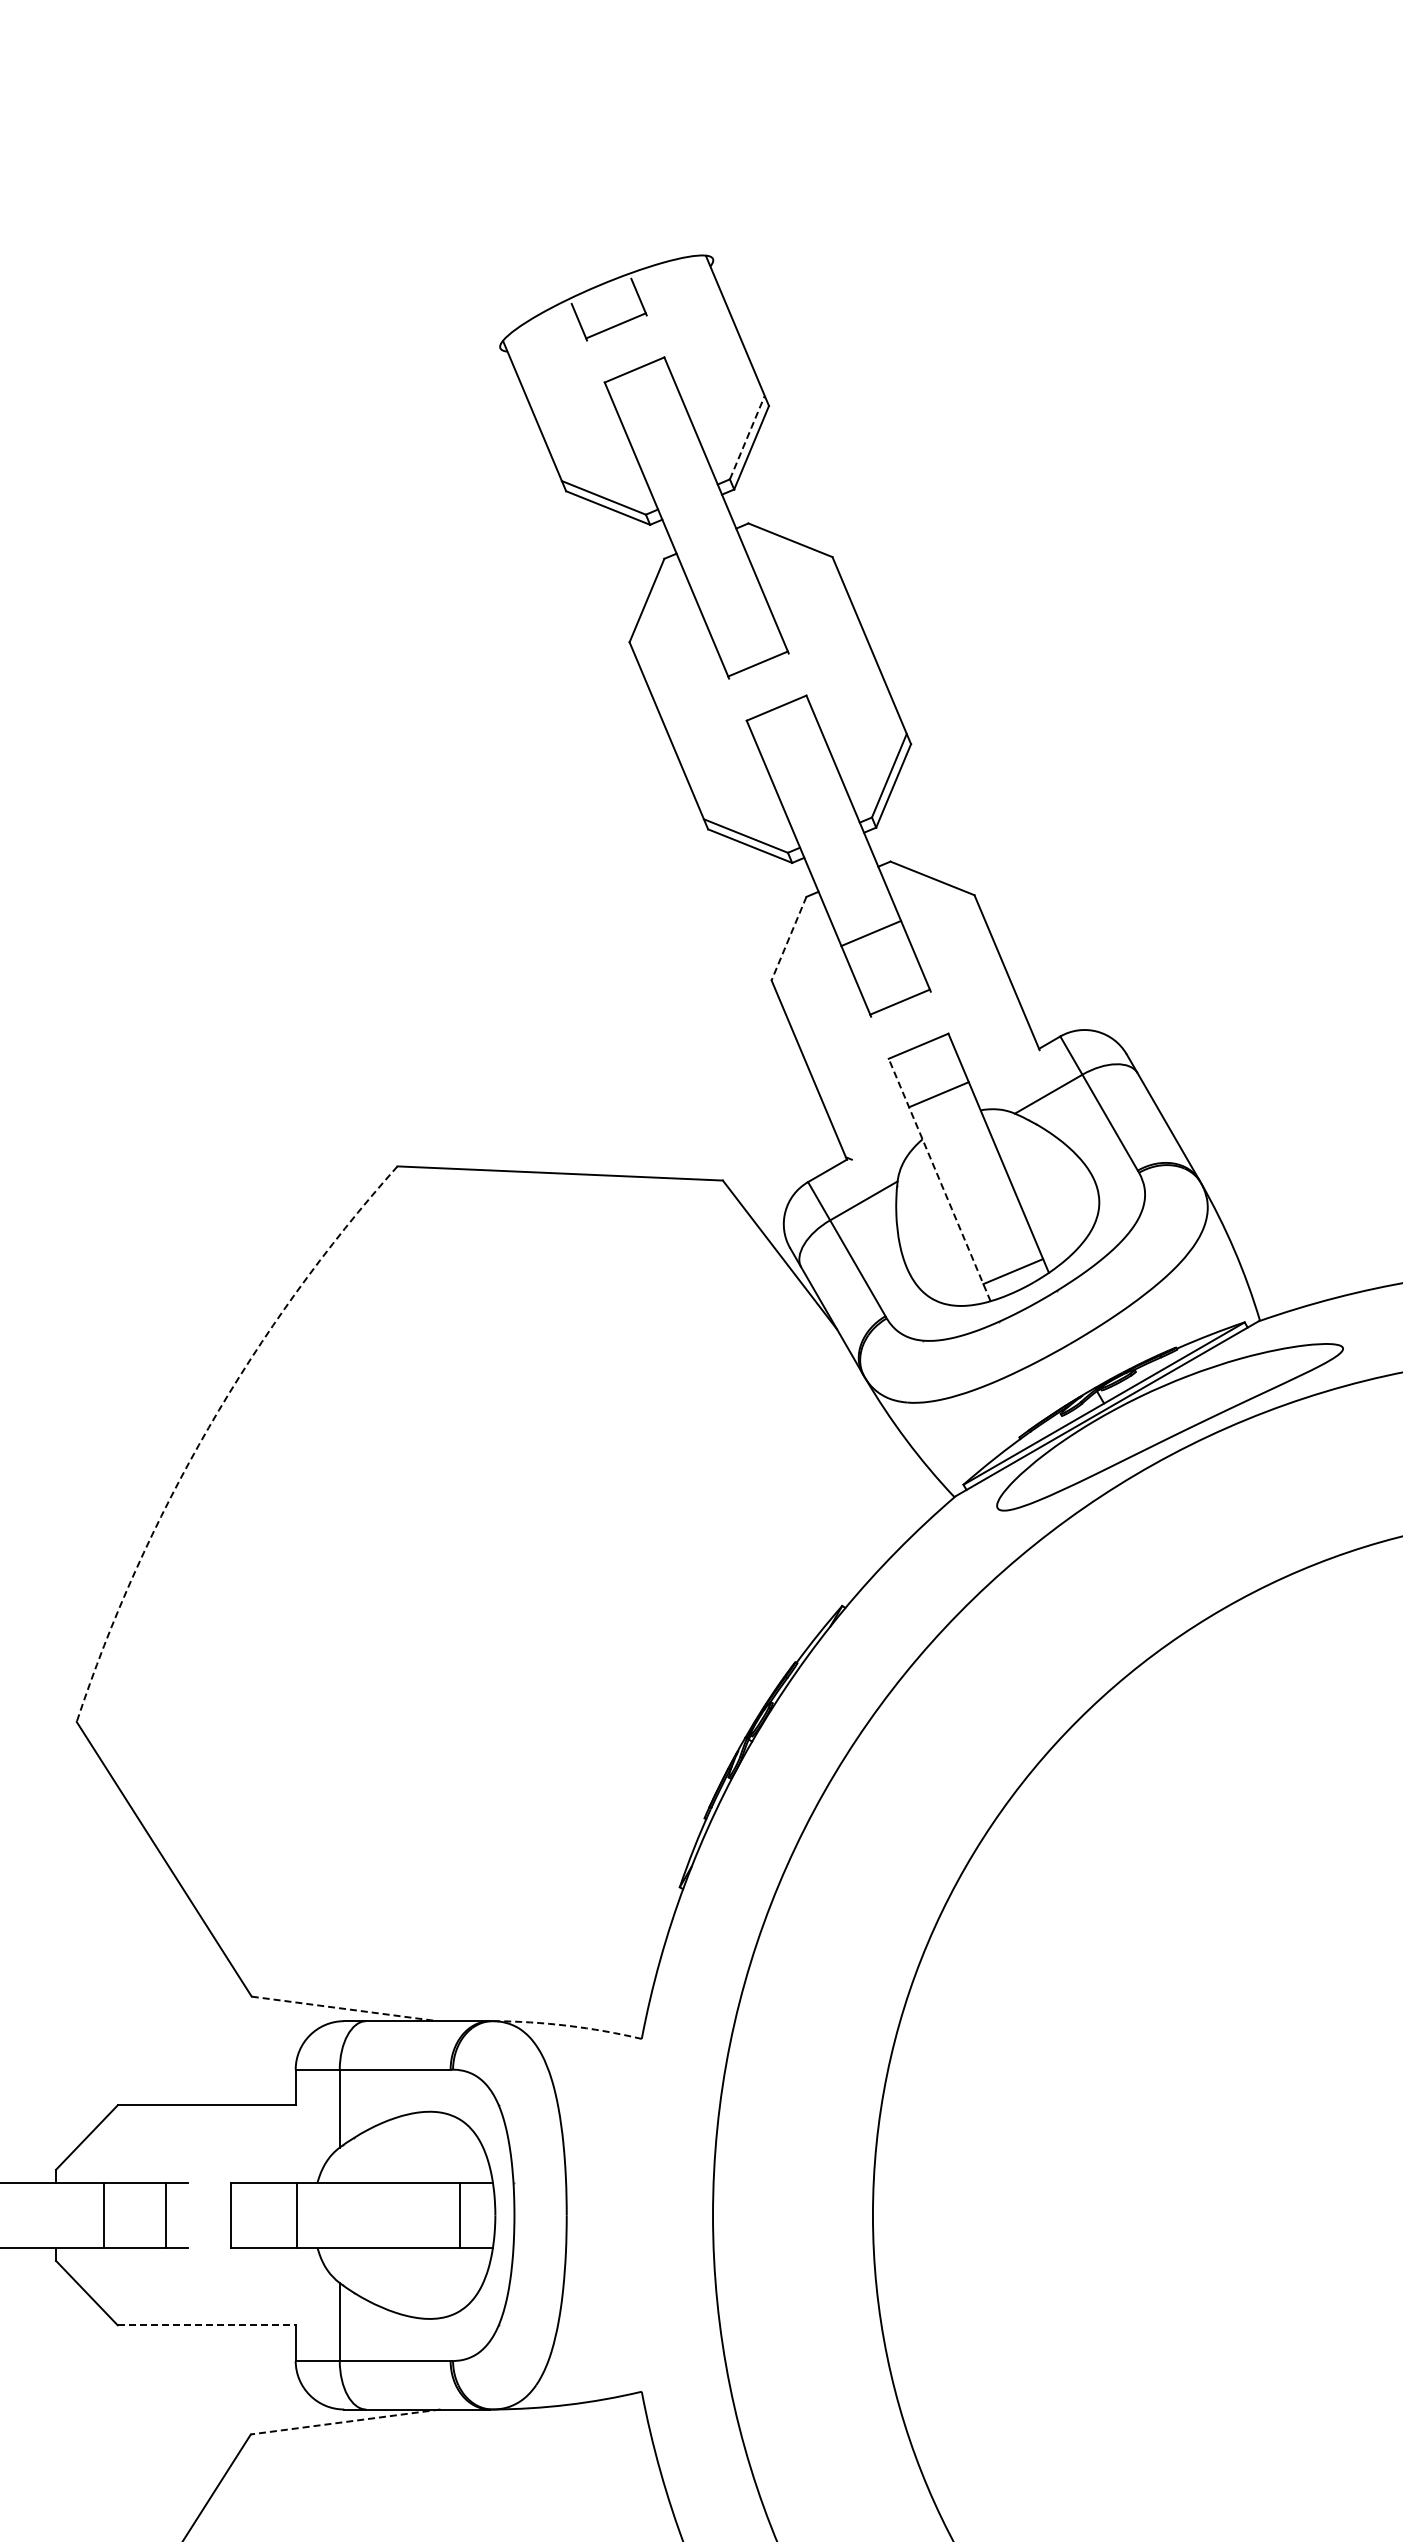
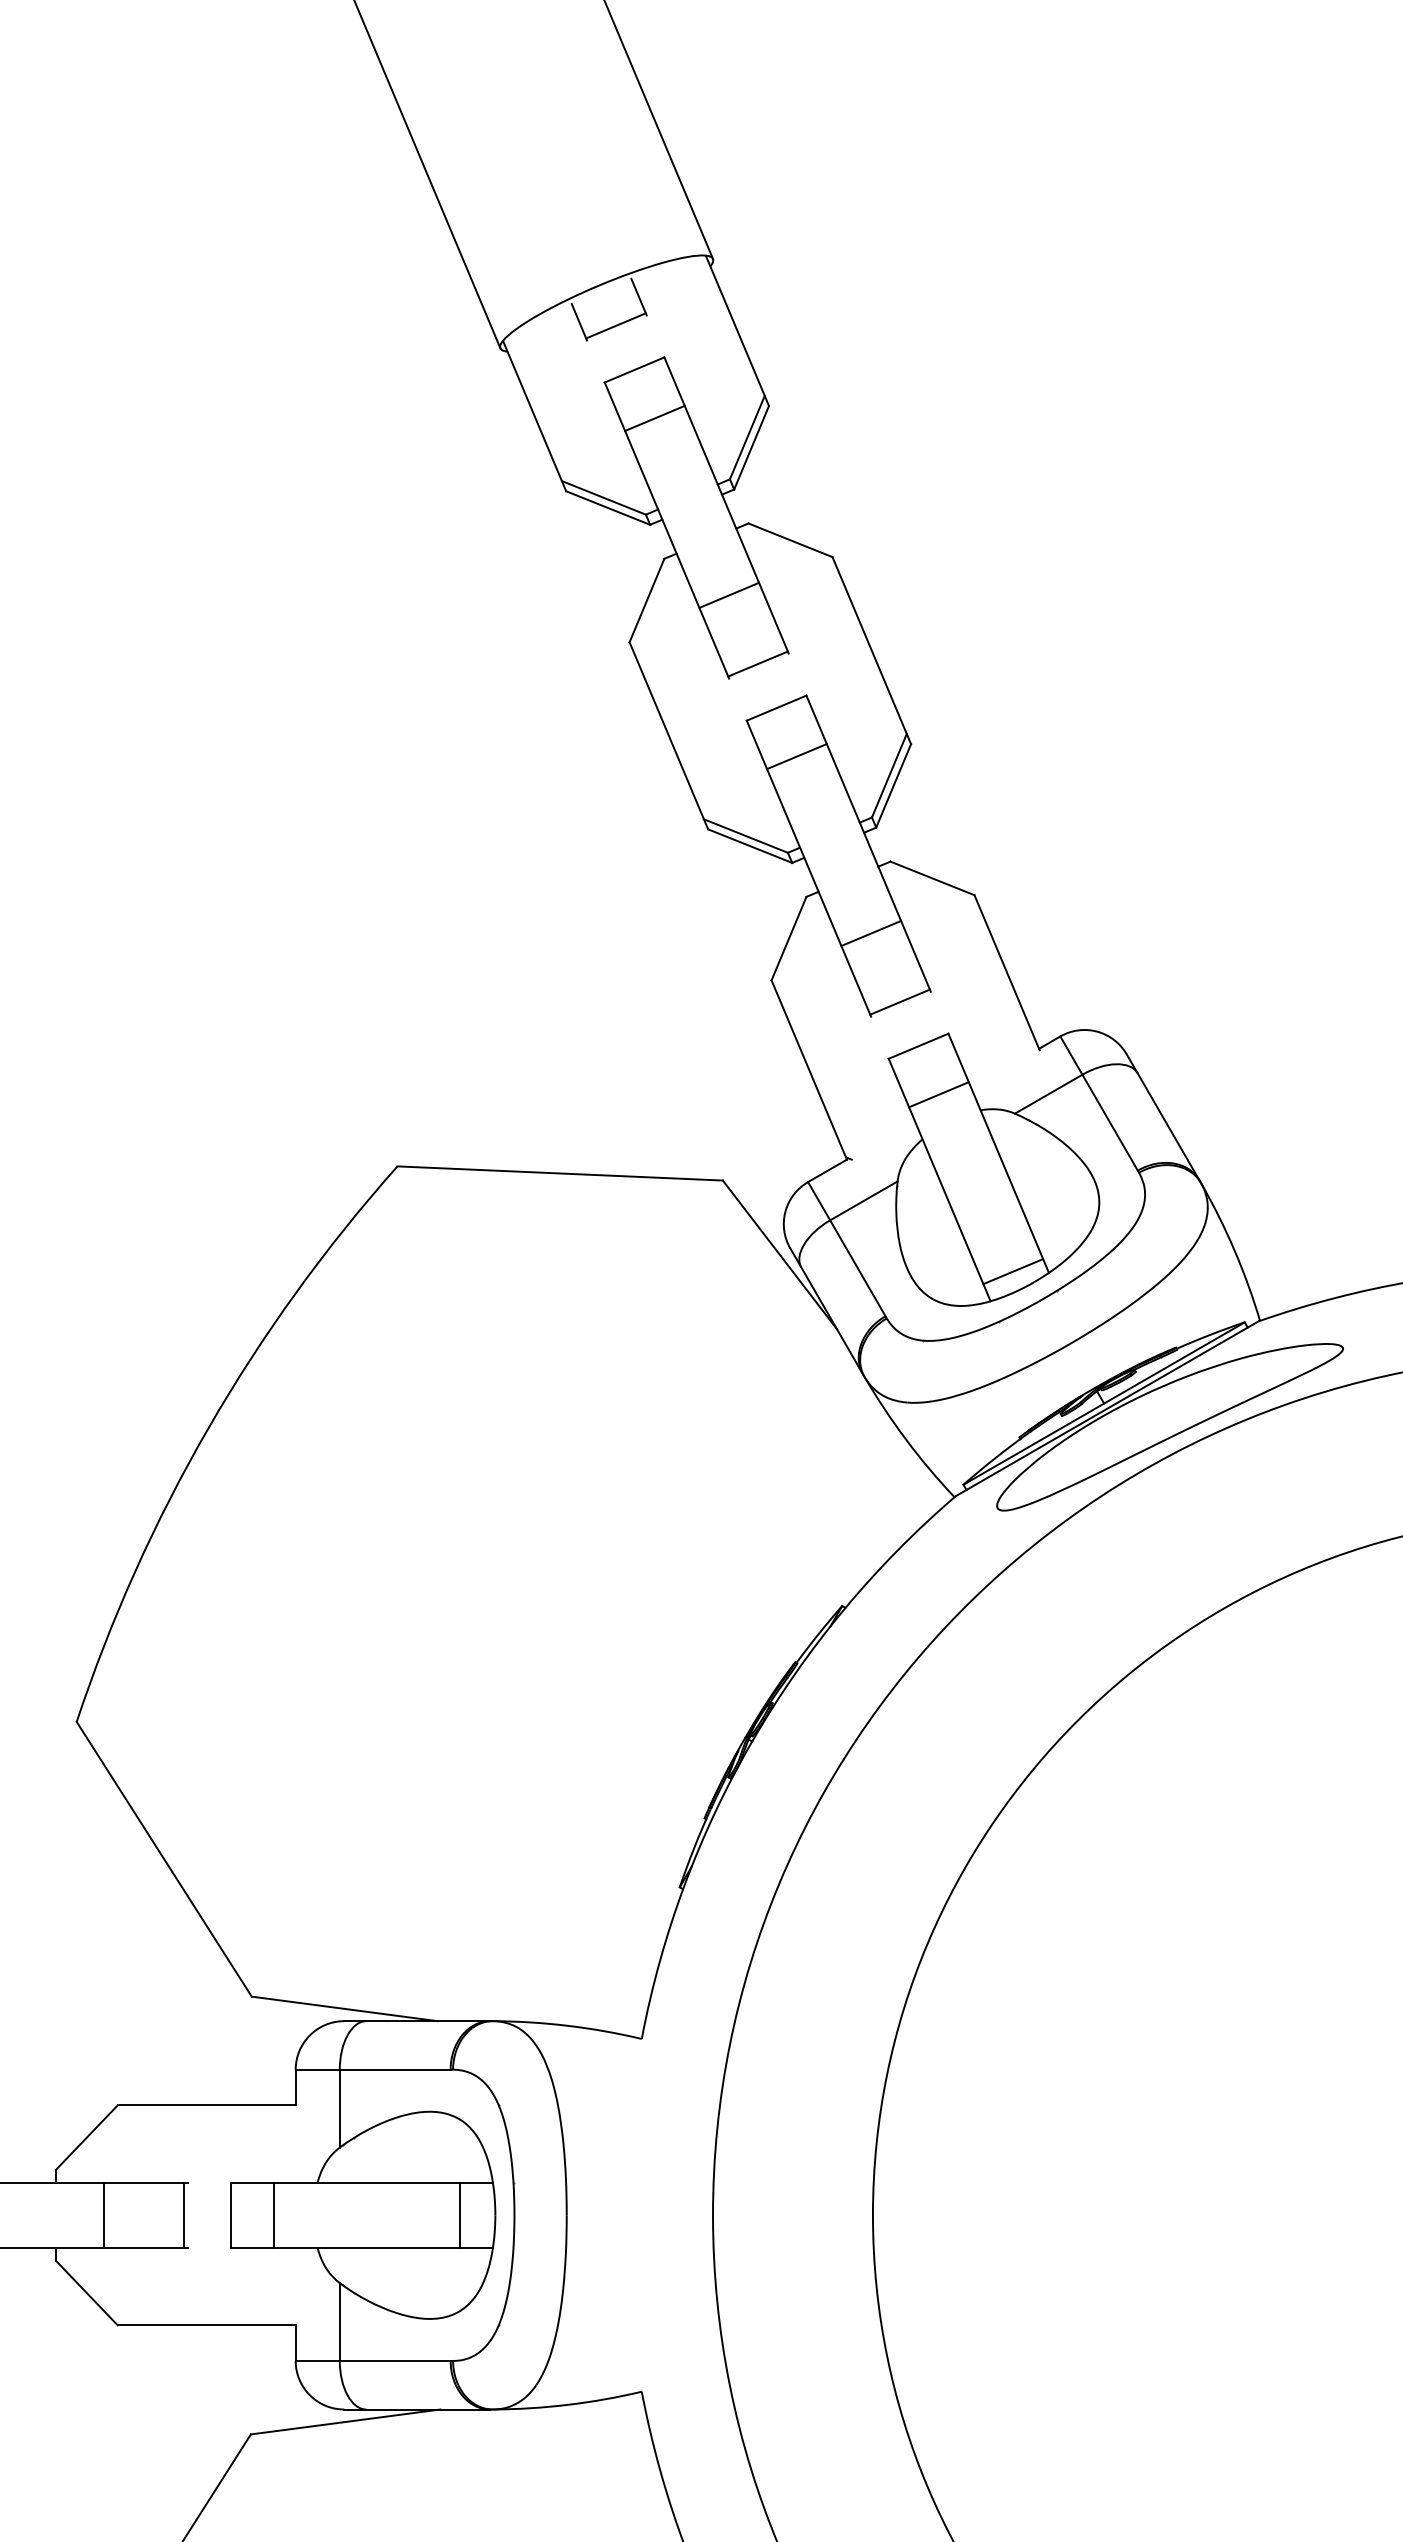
line: none -> present (659, 130)
line: none -> present (427, 175)
line: none -> present (654, 417)
line: dashed -> solid (747, 437)
line: none -> present (729, 594)
line: none -> present (796, 756)
line: dashed -> solid (788, 939)
line: dashed -> solid (939, 1179)
arc: dashed -> solid (208, 1427)
line: dashed -> solid (344, 2008)
arc: dashed -> solid (567, 2025)
line position: (166, 2214) -> (184, 2214) (184, 2214)
line position: (296, 2214) -> (273, 2214) (273, 2214)
line: dashed -> solid (207, 2325)
line: dashed -> solid (345, 2421)
